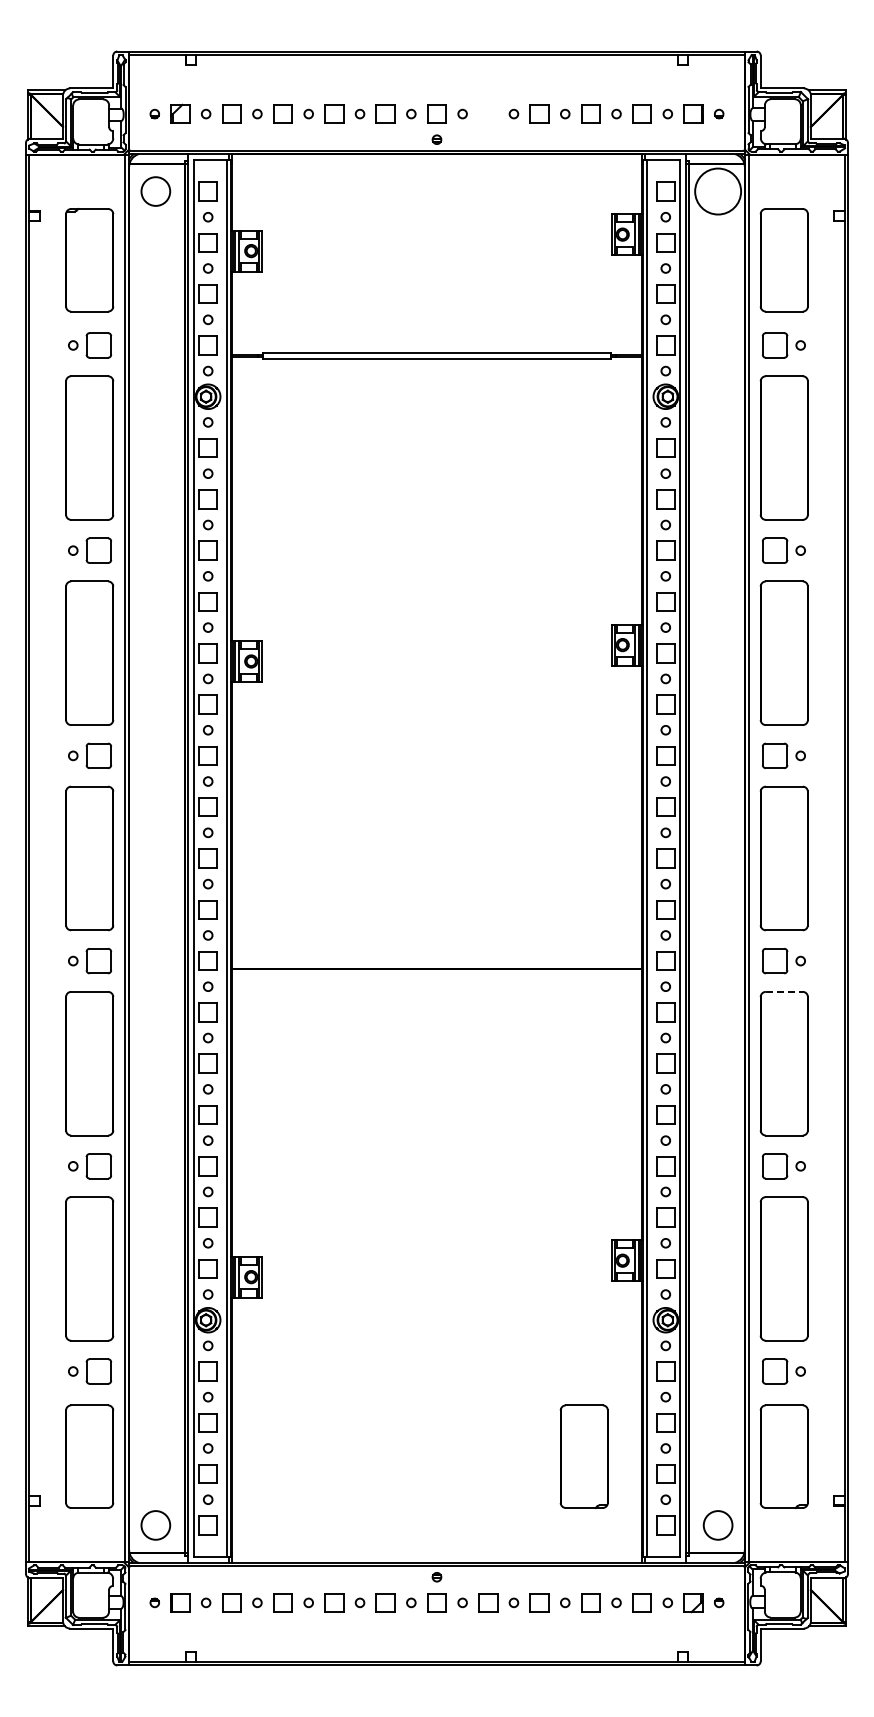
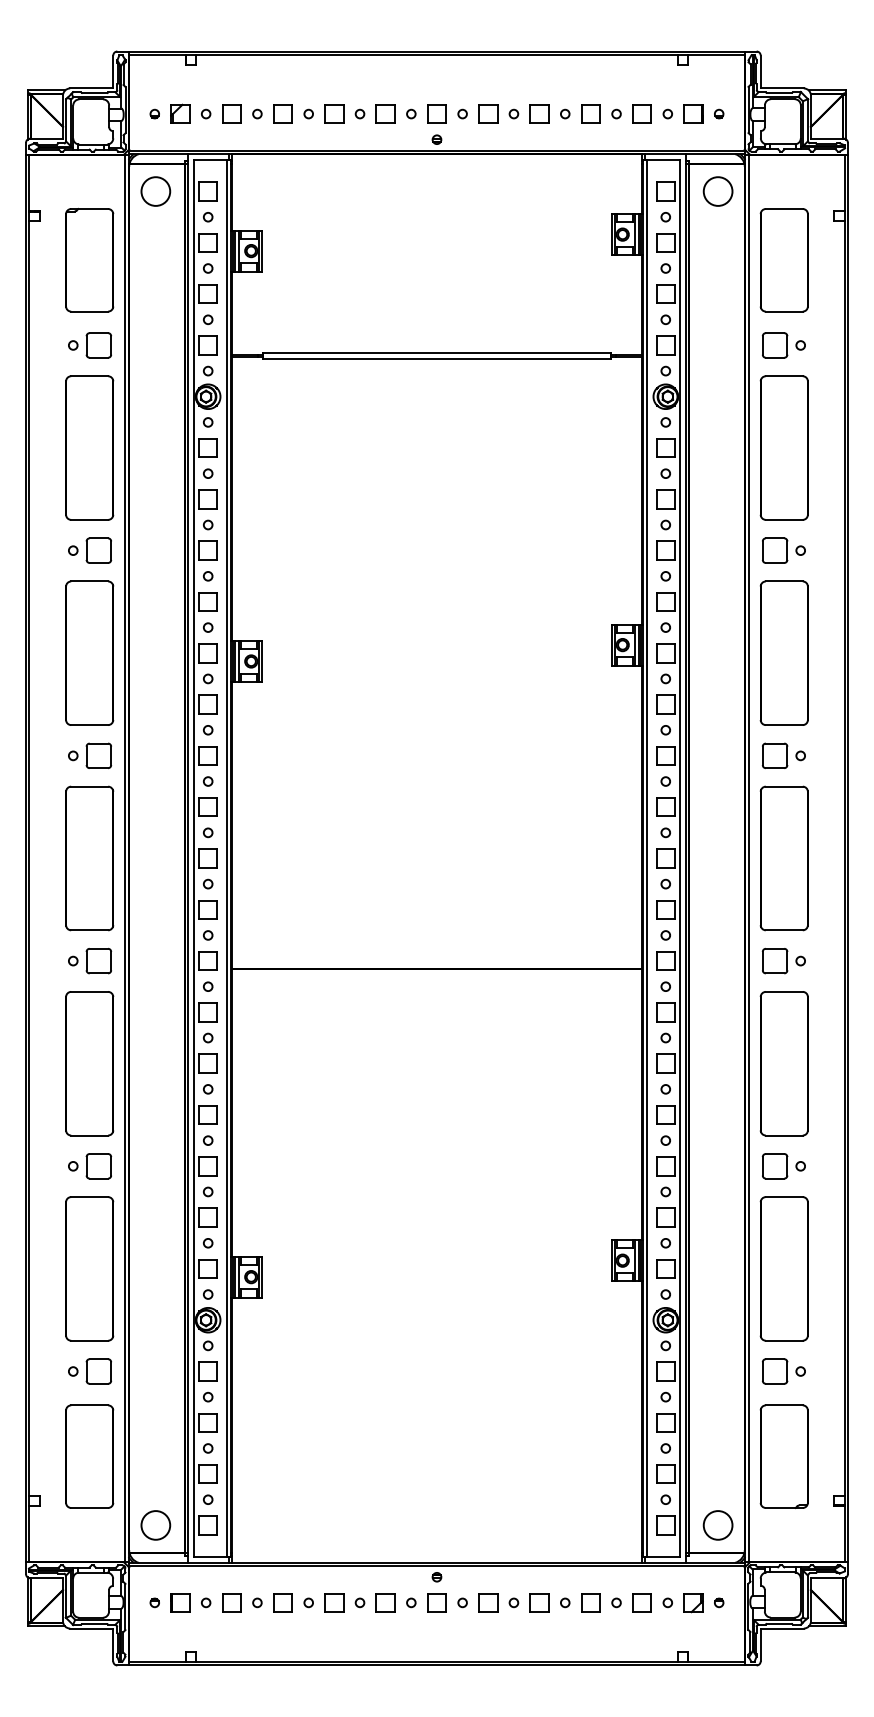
part: none -> present (488, 113)
circle diameter: 46 px -> 29 px (717, 191)
line: dashed -> solid (784, 991)
part: present -> none (583, 1456)
